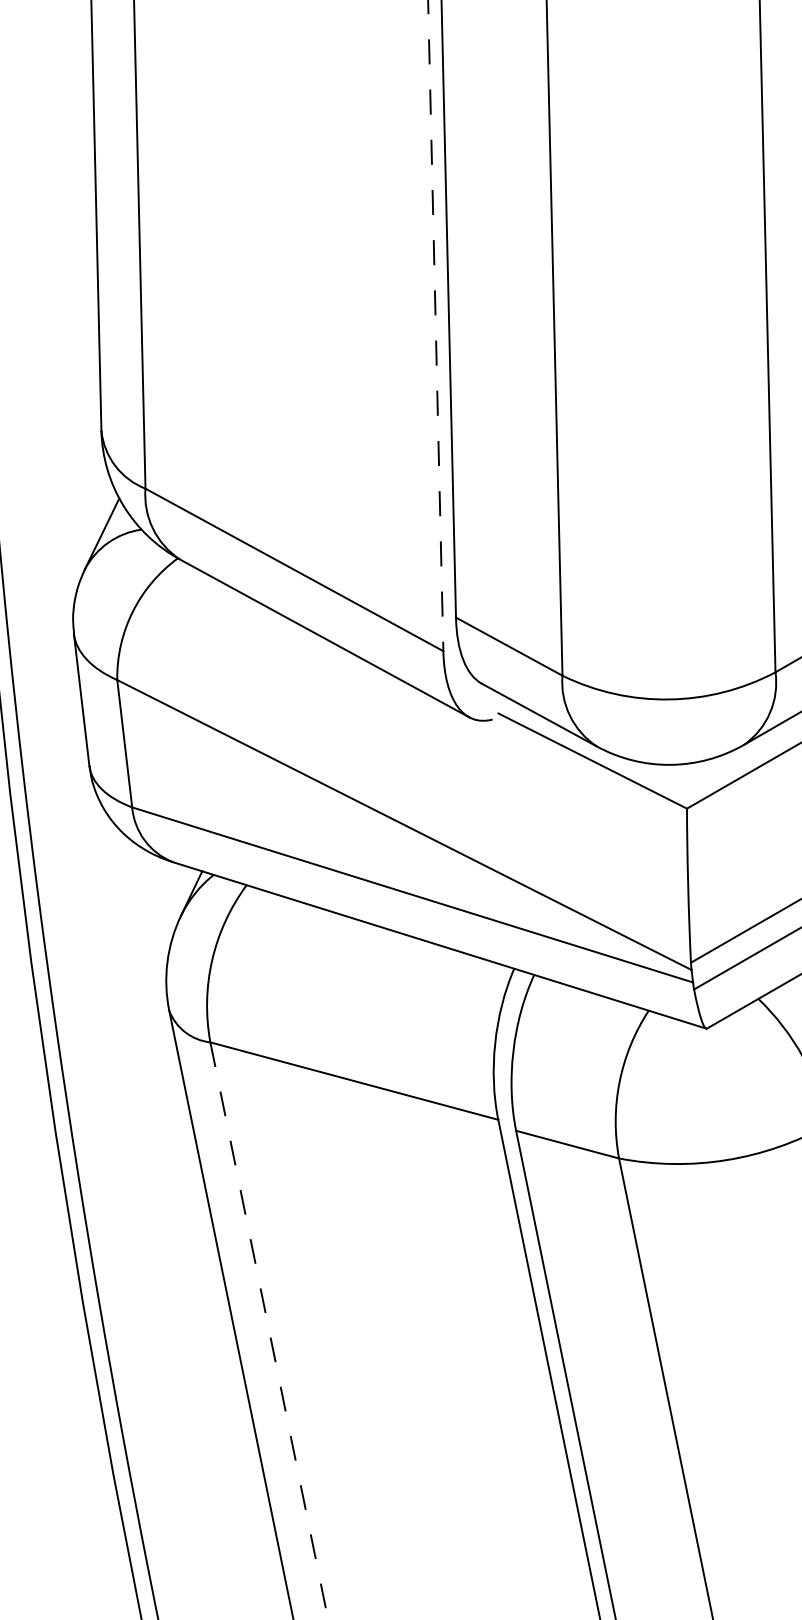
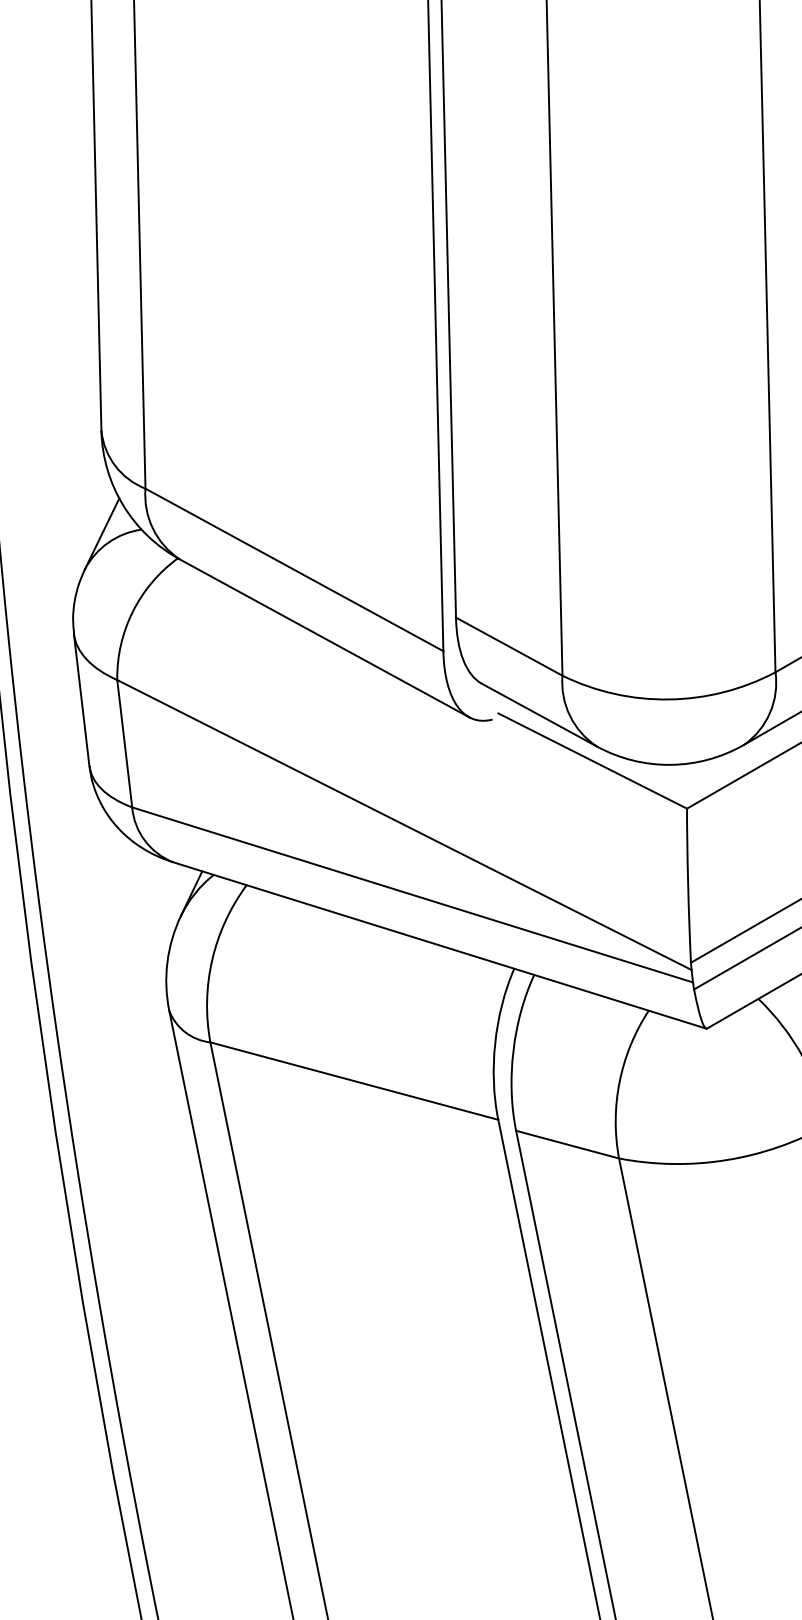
line: dashed -> solid (435, 326)
line: dashed -> solid (269, 1331)
